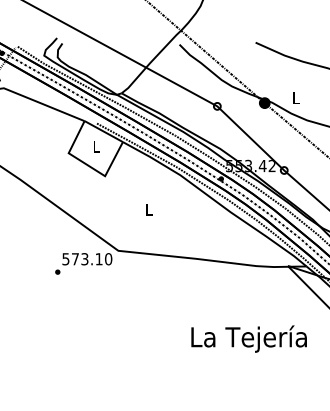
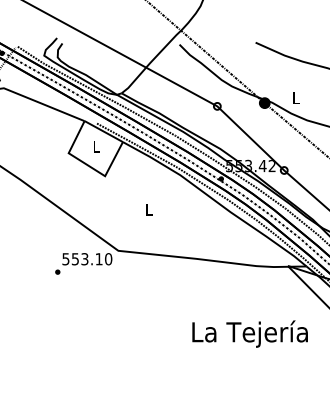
text: 573.10 -> 553.10 (74, 259)
text position: (248, 338) -> (249, 333) (249, 333)
